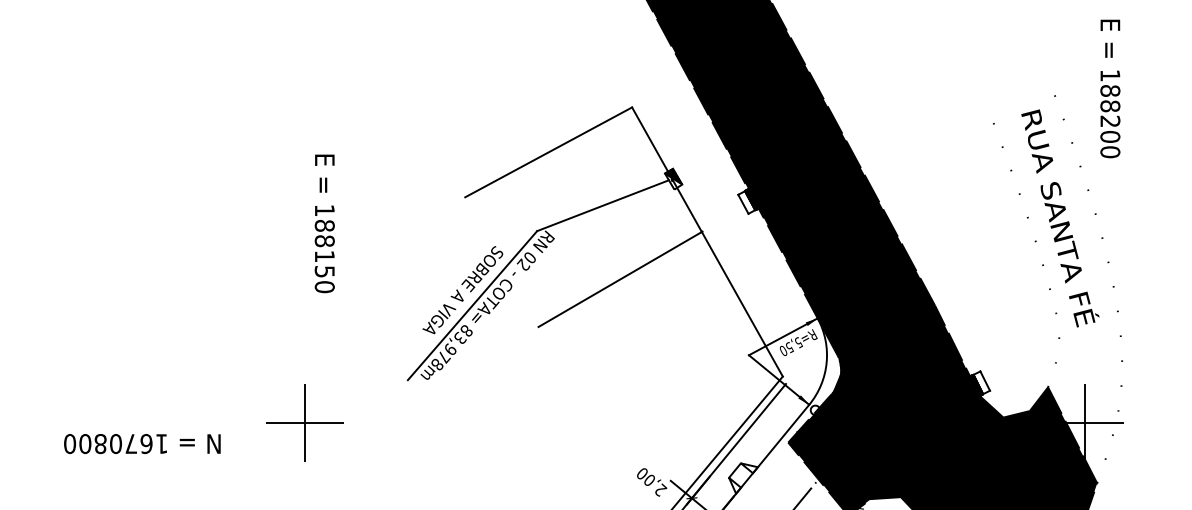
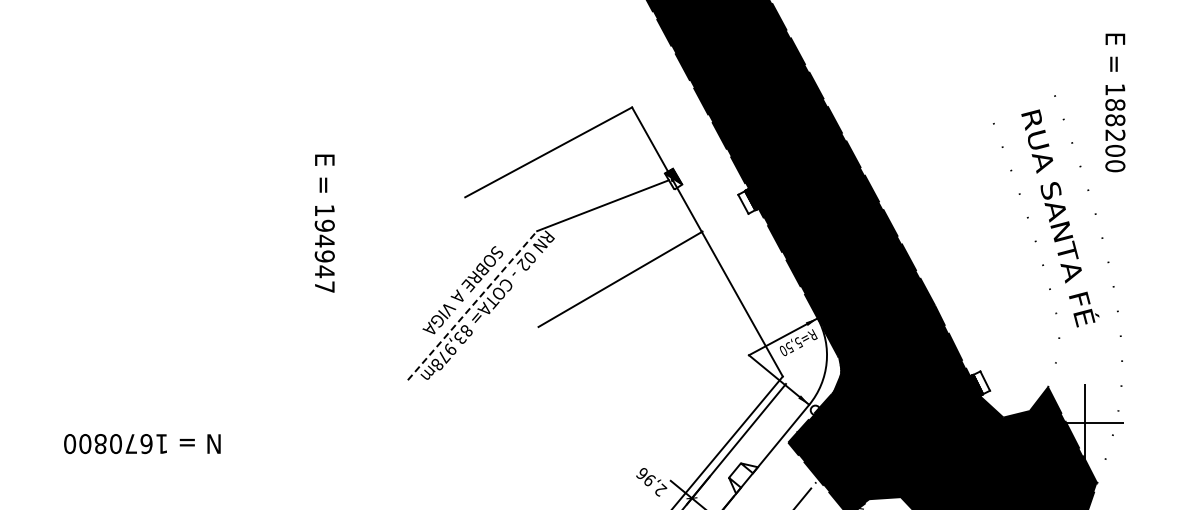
text position: (1110, 88) -> (1115, 102) (1115, 102)
text: 188150 -> 194947 (324, 256)
line: solid -> dashed (472, 305)
part: present -> none (304, 422)
text: 2,00 -> 2,96 (645, 477)
